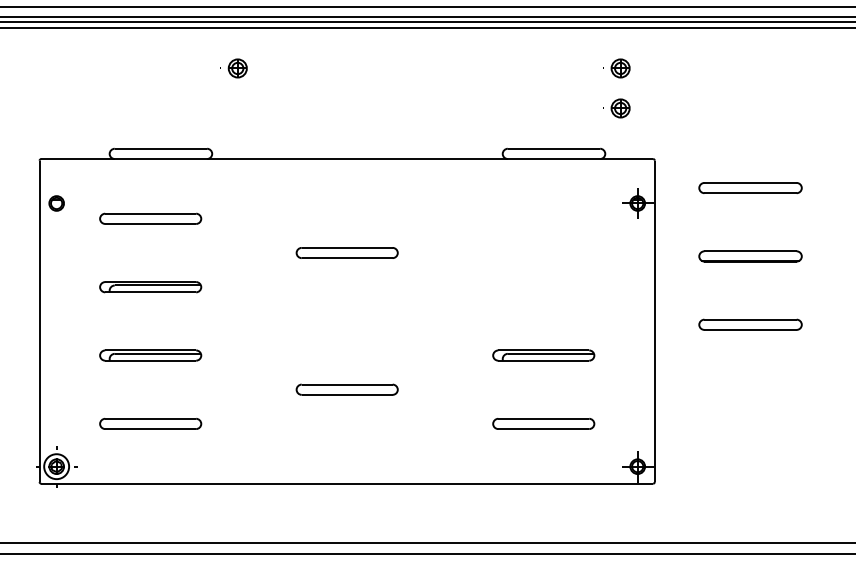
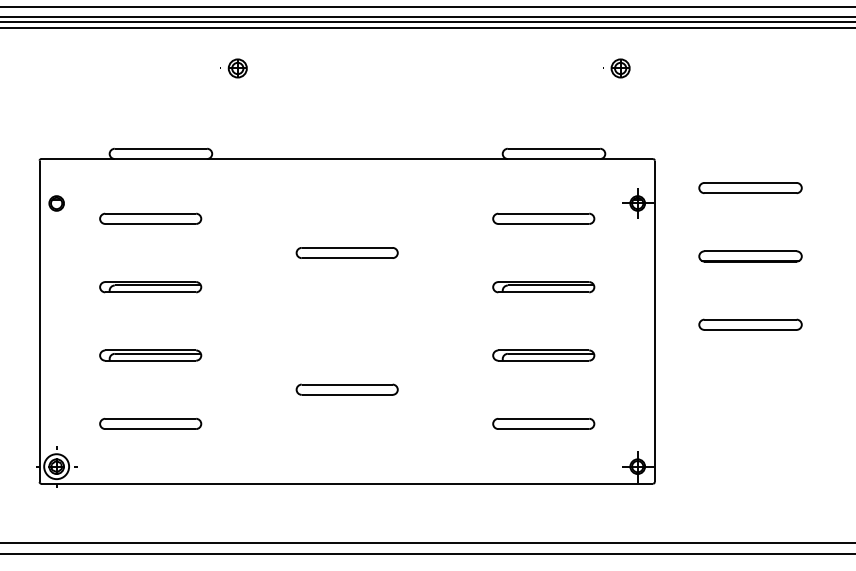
part: present -> none (616, 108)
part: none -> present (543, 218)
part: none -> present (543, 287)
